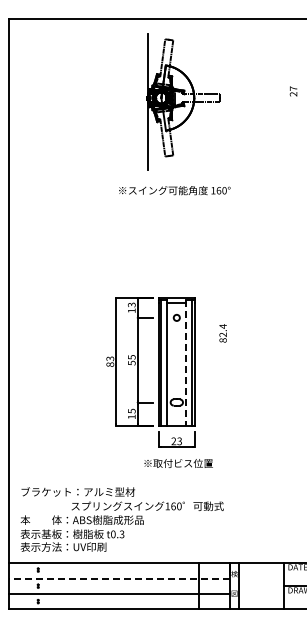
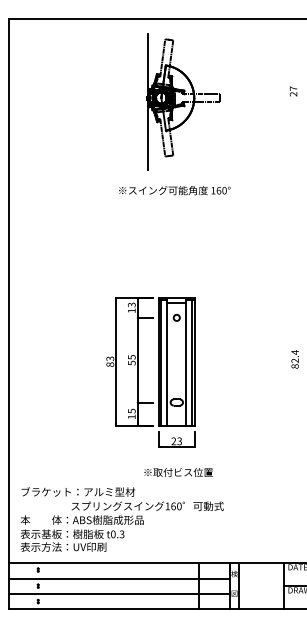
text position: (222, 333) -> (294, 359) (294, 359)
line: dashed -> solid (186, 362)
text position: (178, 463) -> (178, 472) (178, 472)
line: dashed -> solid (119, 578)
